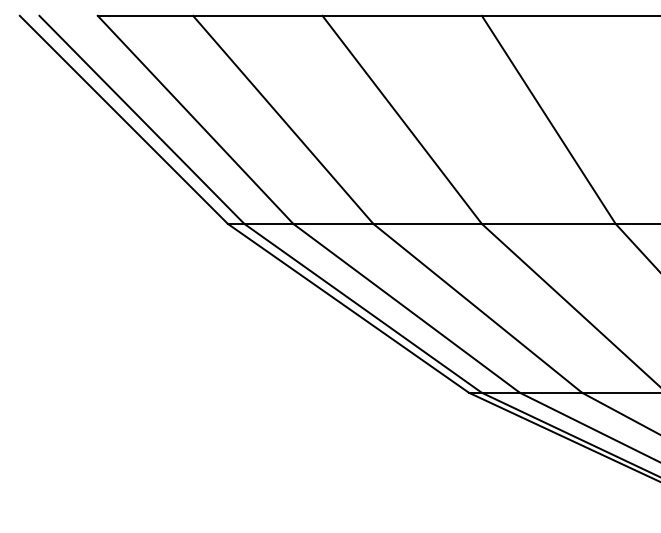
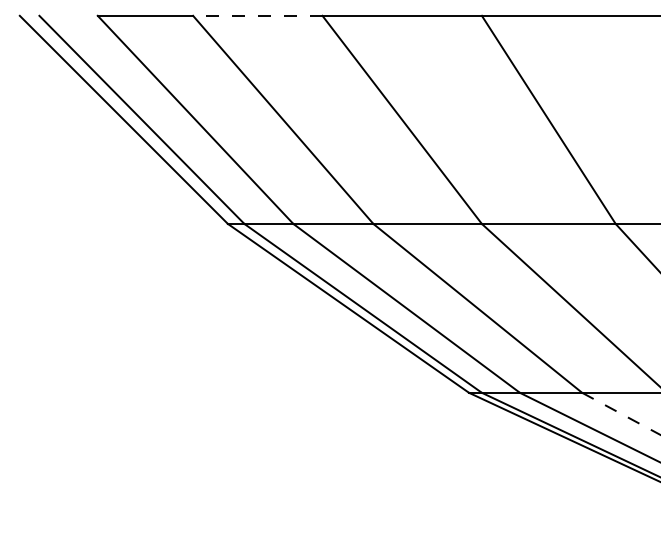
line: solid -> dashed (257, 15)
line: solid -> dashed (621, 414)
